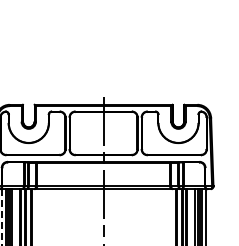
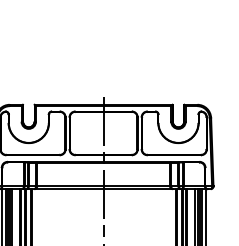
line: dashed -> solid (1, 217)
